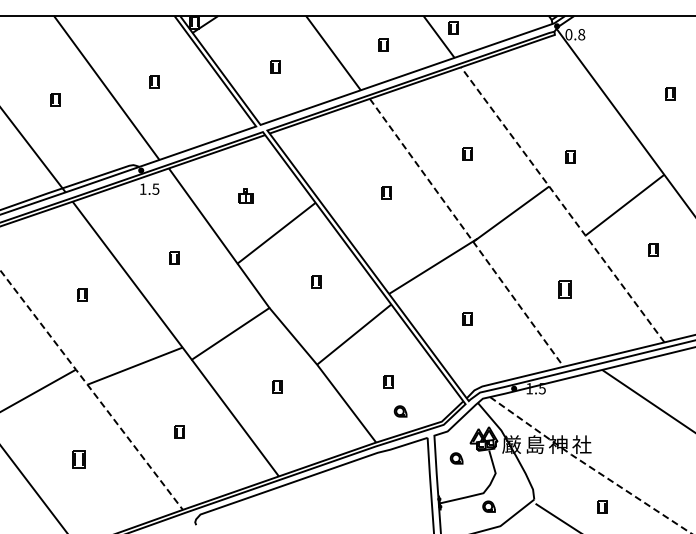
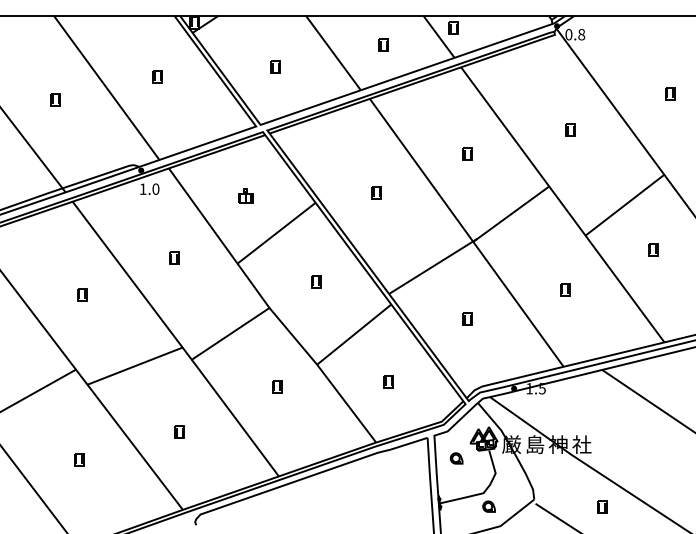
part position: (154, 81) -> (157, 76) (157, 76)
part position: (570, 156) -> (570, 129) (570, 129)
text: 1.5 -> 1.0 (155, 188)
part position: (386, 192) -> (376, 192) (376, 192)
line: dashed -> solid (562, 204)
line: dashed -> solid (467, 234)
part size: 14x19 px -> 11x14 px (565, 289)
line: dashed -> solid (91, 389)
part: present -> none (400, 411)
part size: 14x19 px -> 11x14 px (79, 459)
line: dashed -> solid (589, 466)
